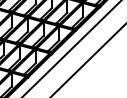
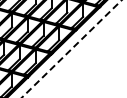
line: solid -> dashed (71, 49)
line: present -> none (88, 60)
